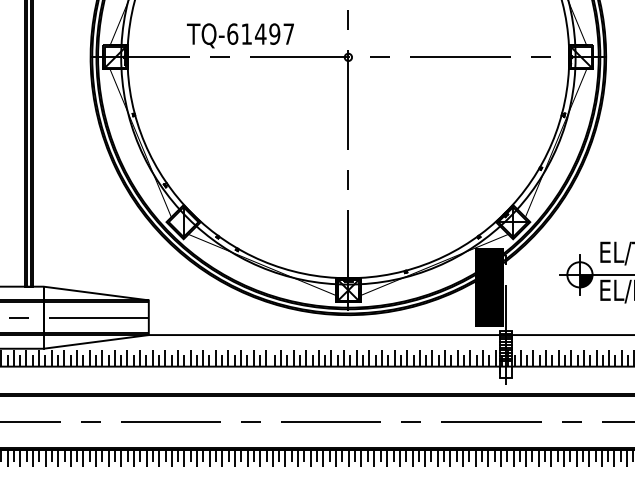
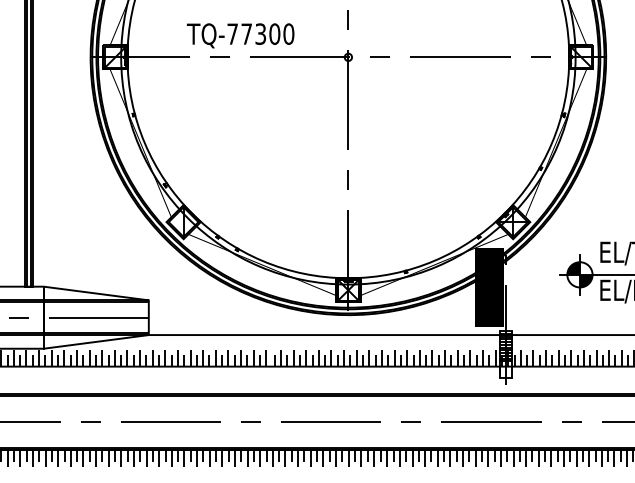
text: TQ-61497 -> TQ-77300 (260, 33)
fill: none -> present (573, 268)
